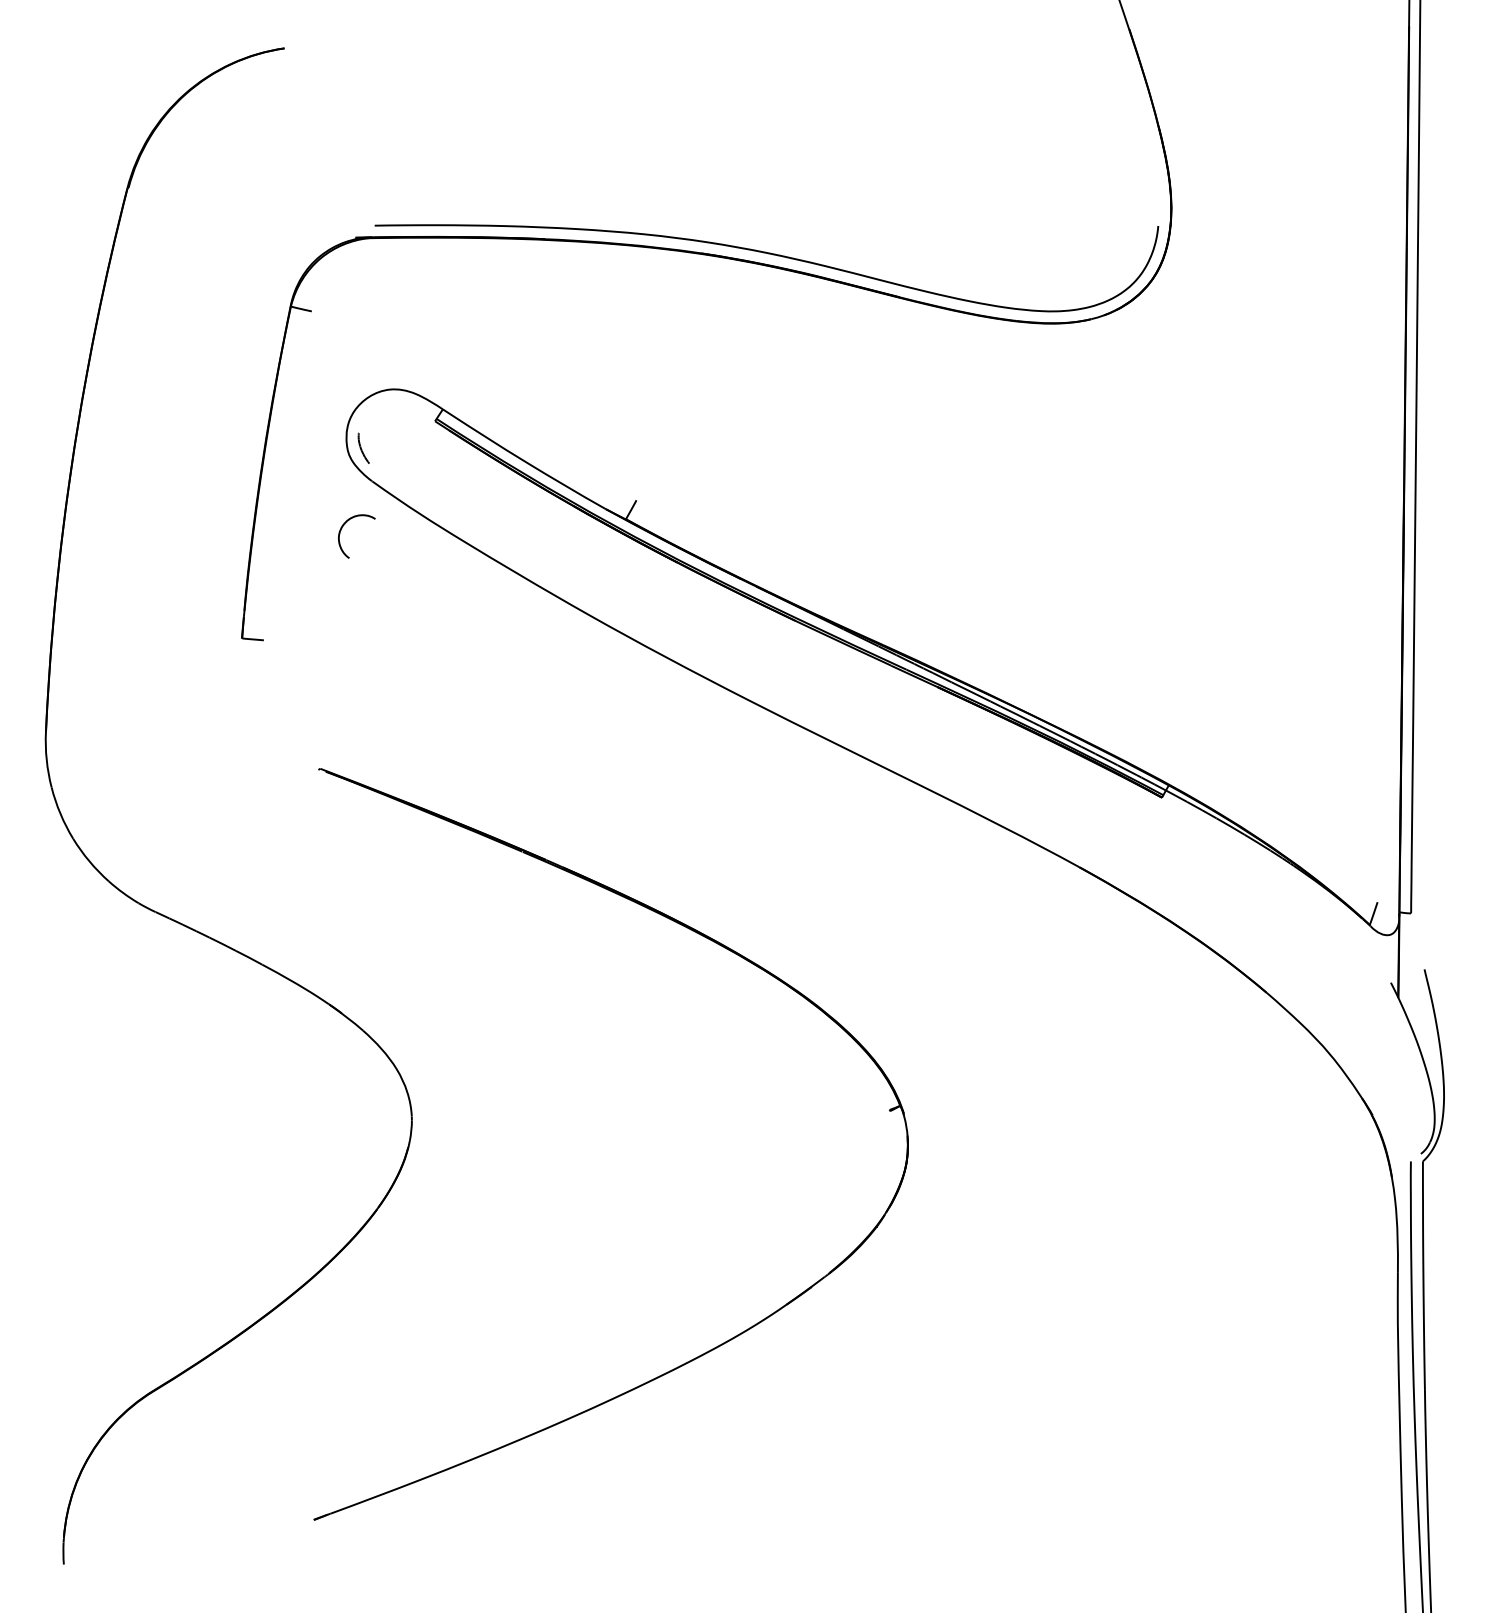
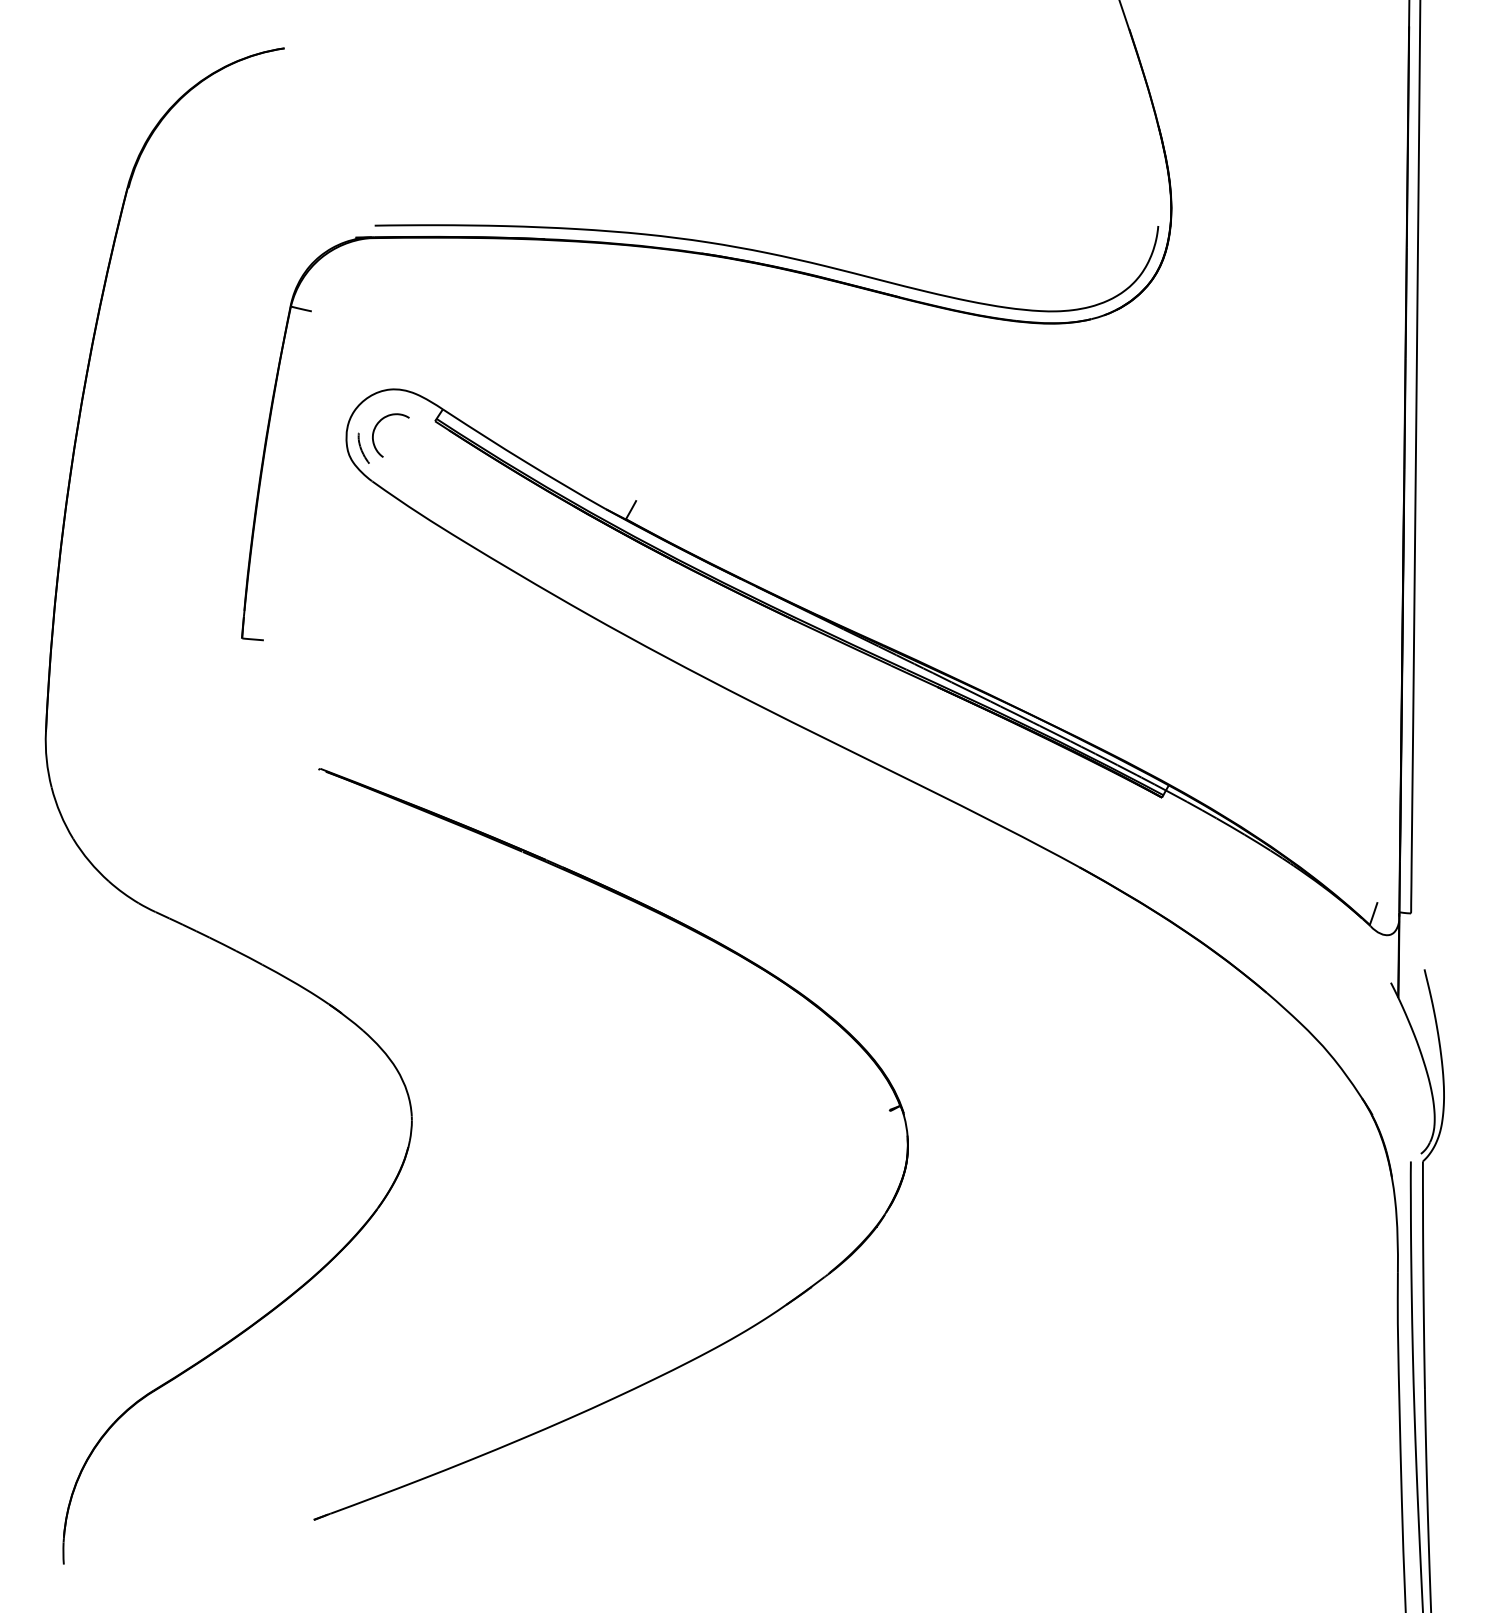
curve position: (342, 528) -> (376, 427) (376, 427)
